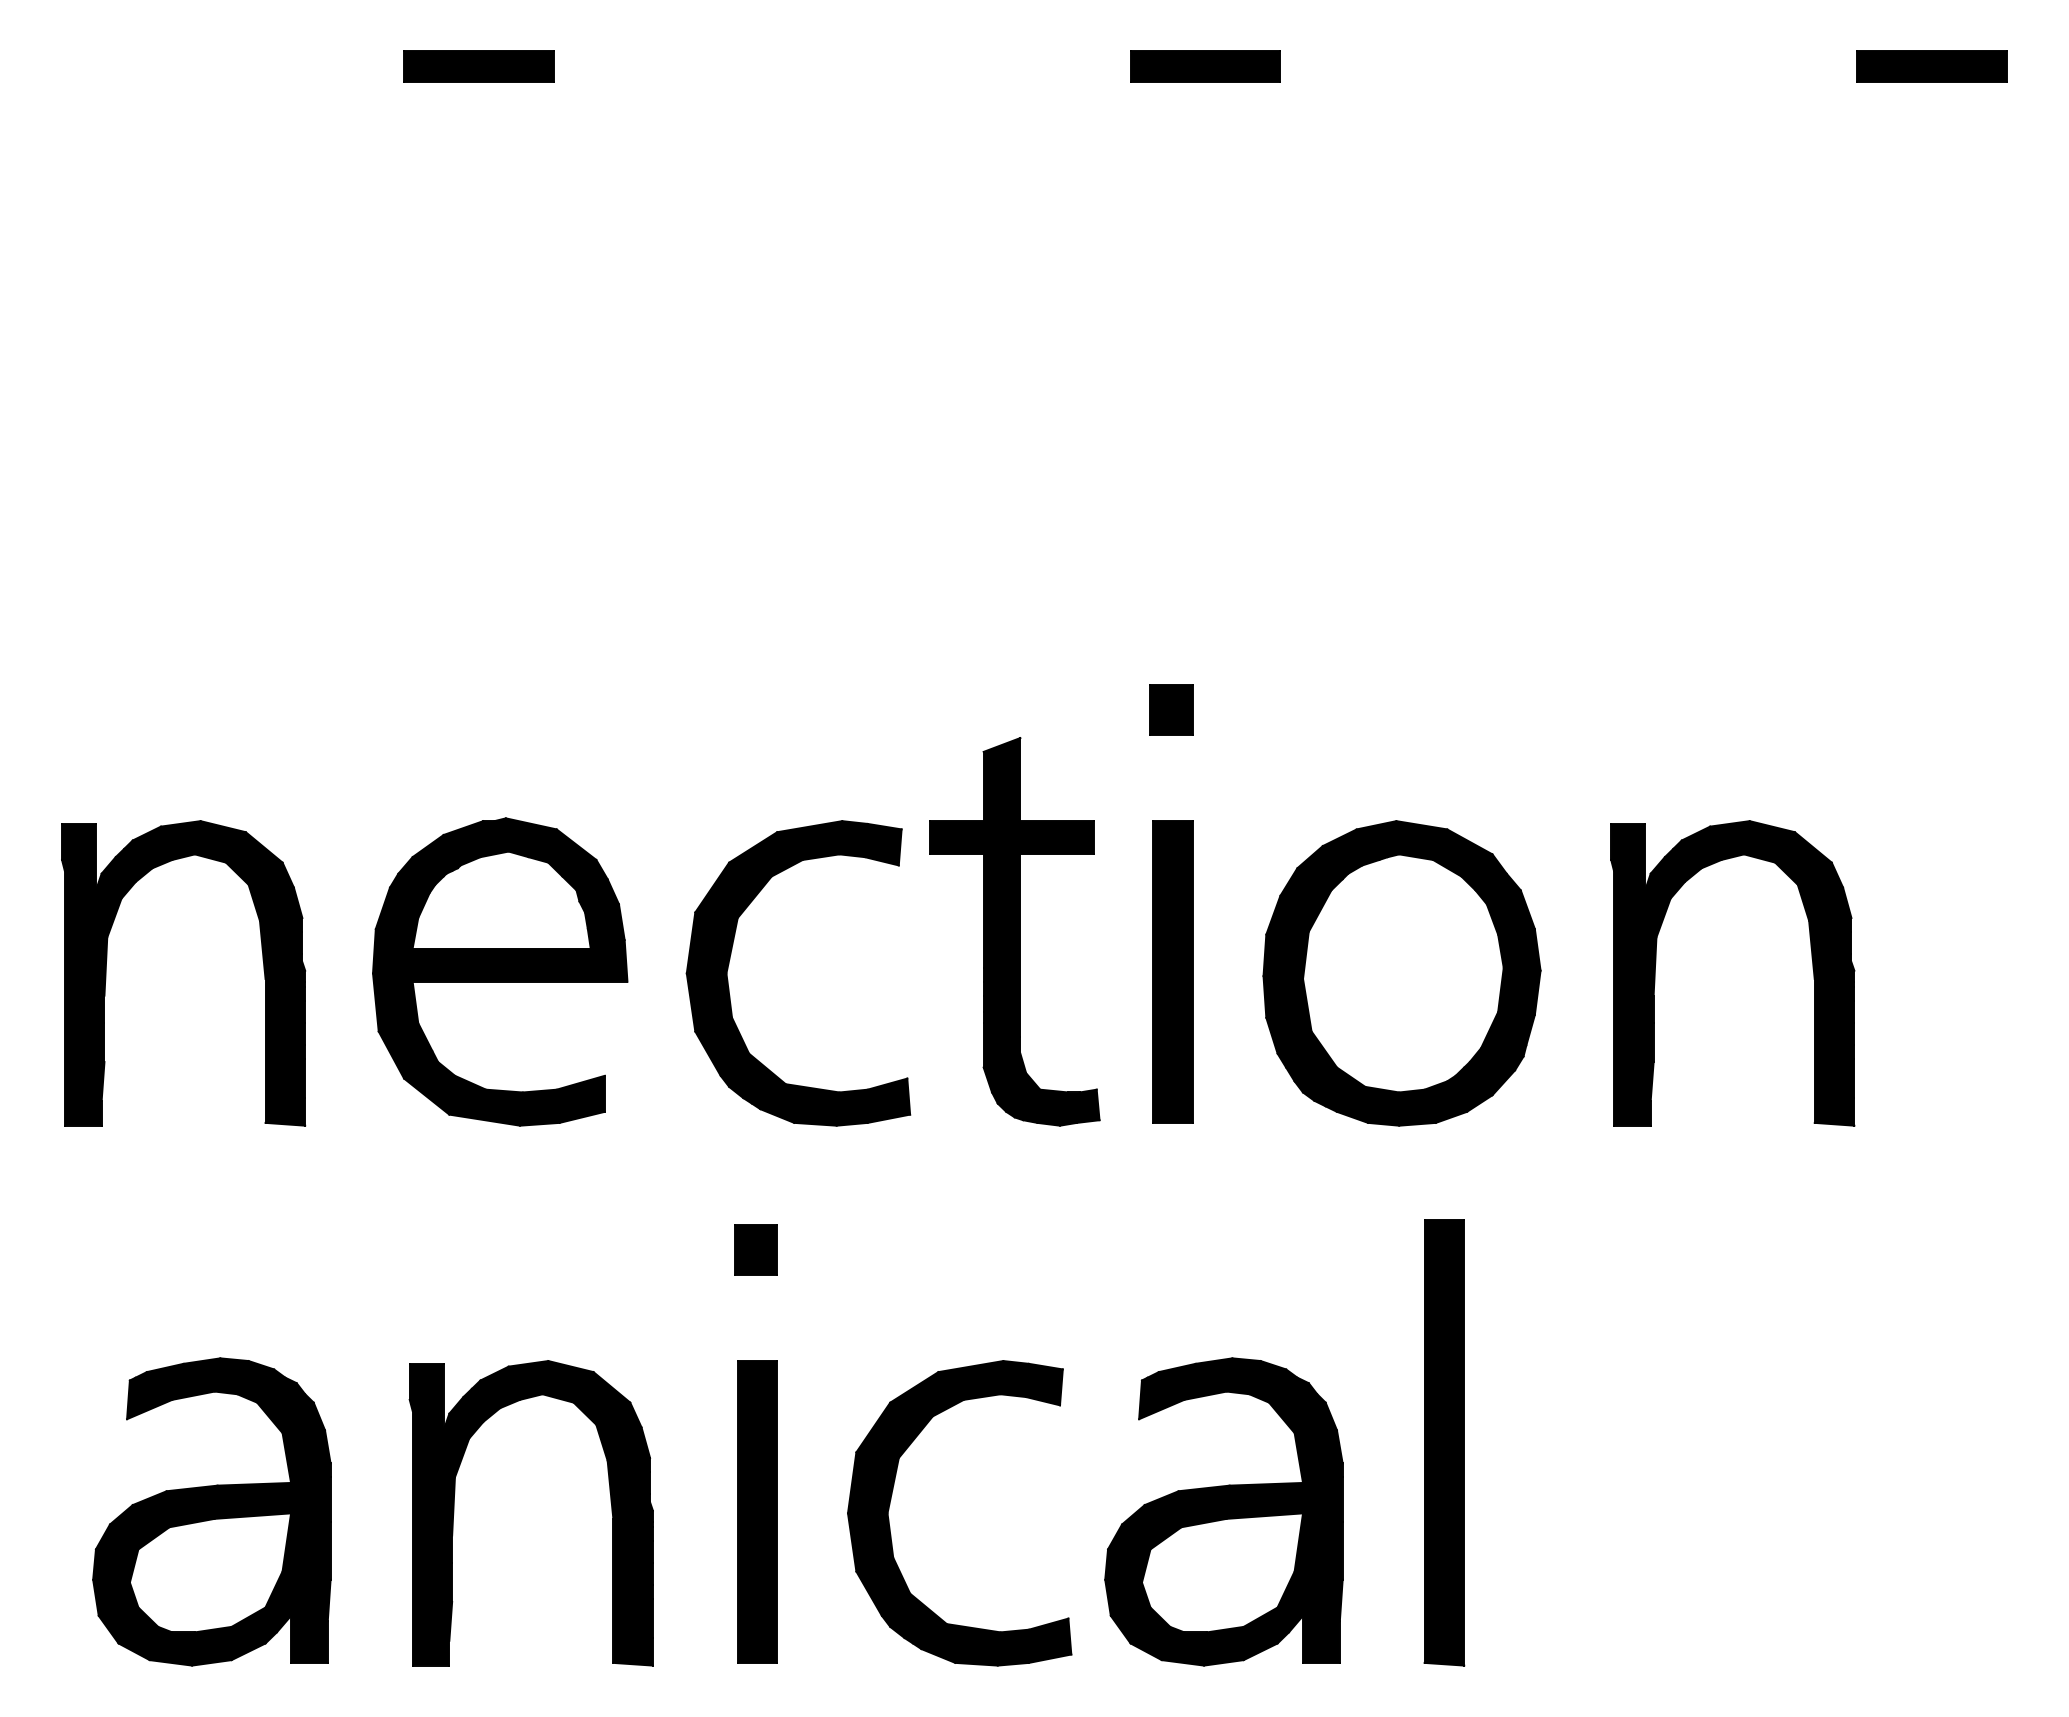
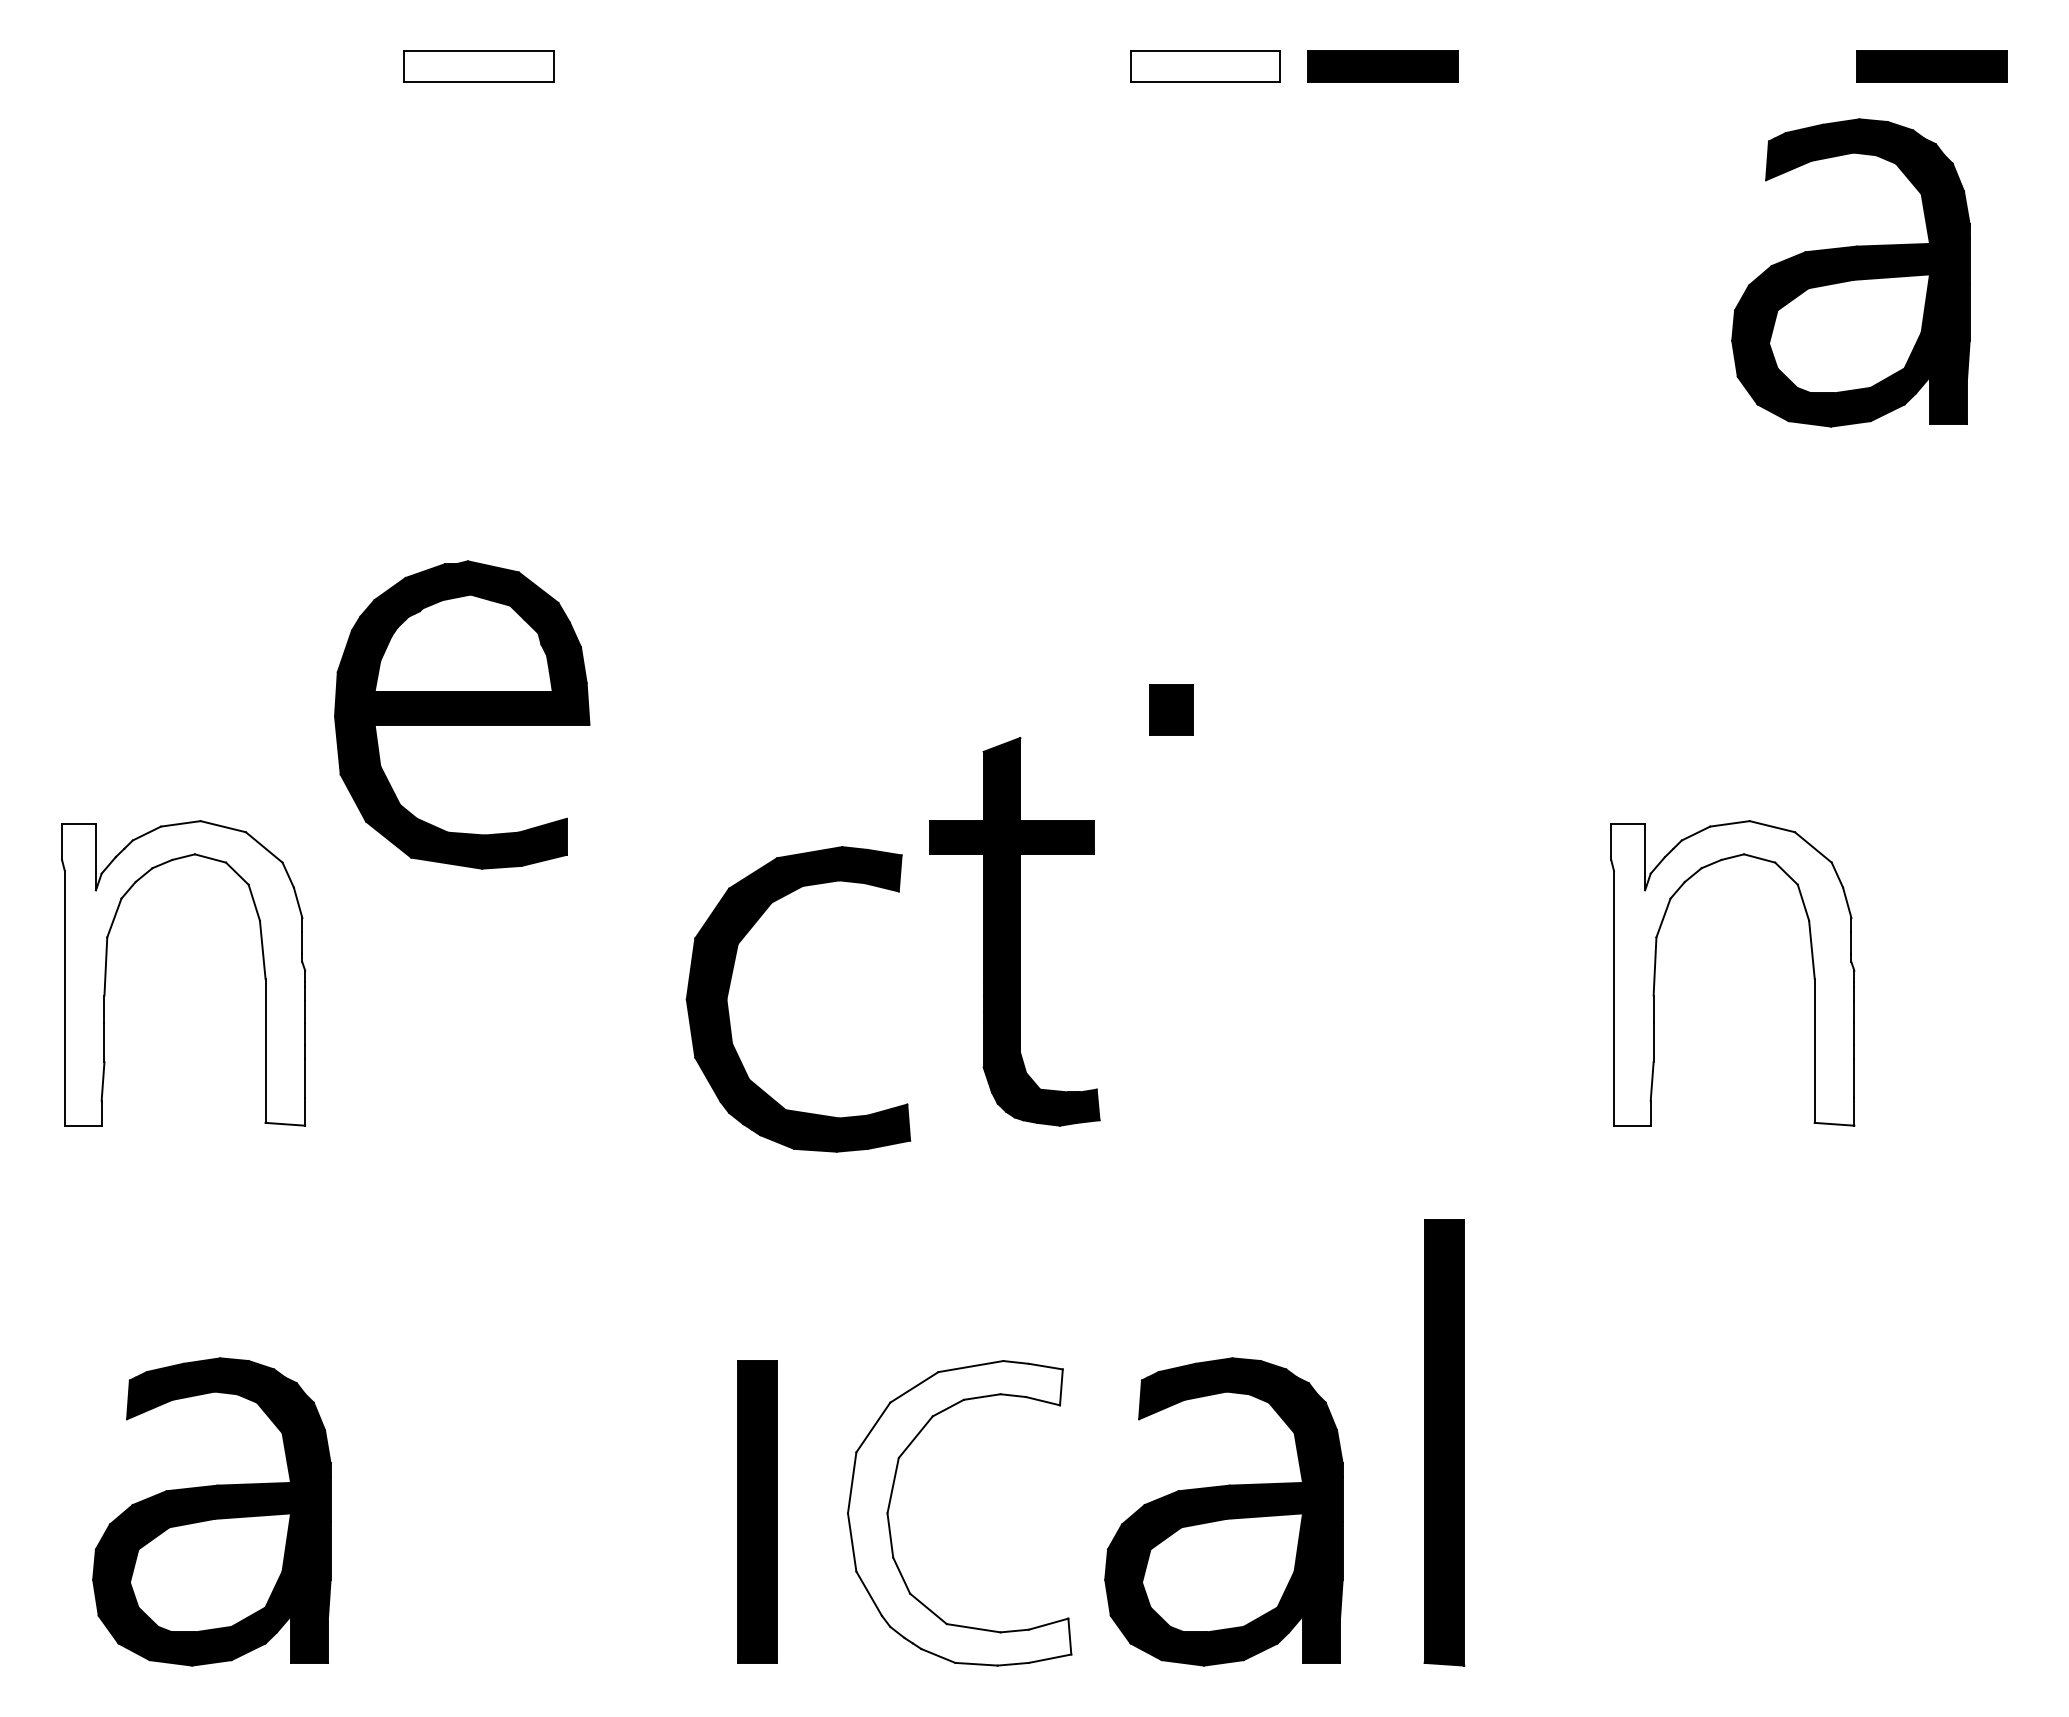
fill: present -> none (478, 66)
fill: present -> none (1205, 66)
part: none -> present (1382, 66)
part: none -> present (1850, 272)
part position: (730, 959) -> (730, 985) (730, 985)
part position: (500, 971) -> (462, 714) (462, 714)
part: present -> none (1172, 971)
fill: present -> none (183, 973)
part: present -> none (1401, 973)
fill: present -> none (1732, 973)
part: present -> none (755, 1249)
part: present -> none (454, 1513)
fill: present -> none (959, 1513)
